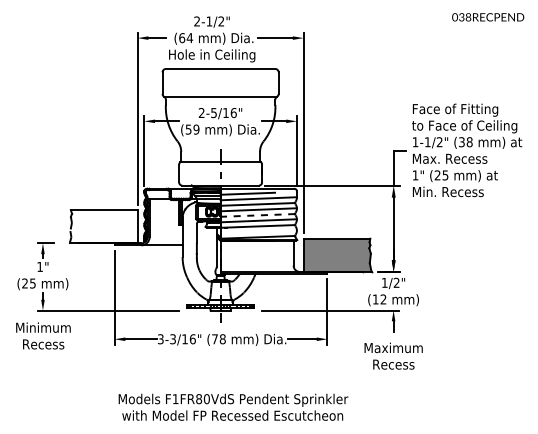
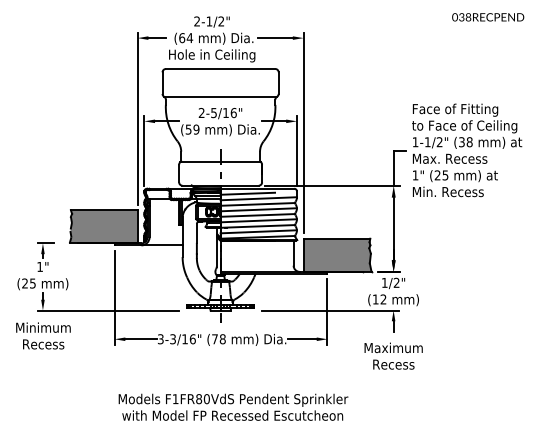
line: dashed -> solid (257, 215)
fill: none -> present (103, 226)
line: none -> present (258, 231)
